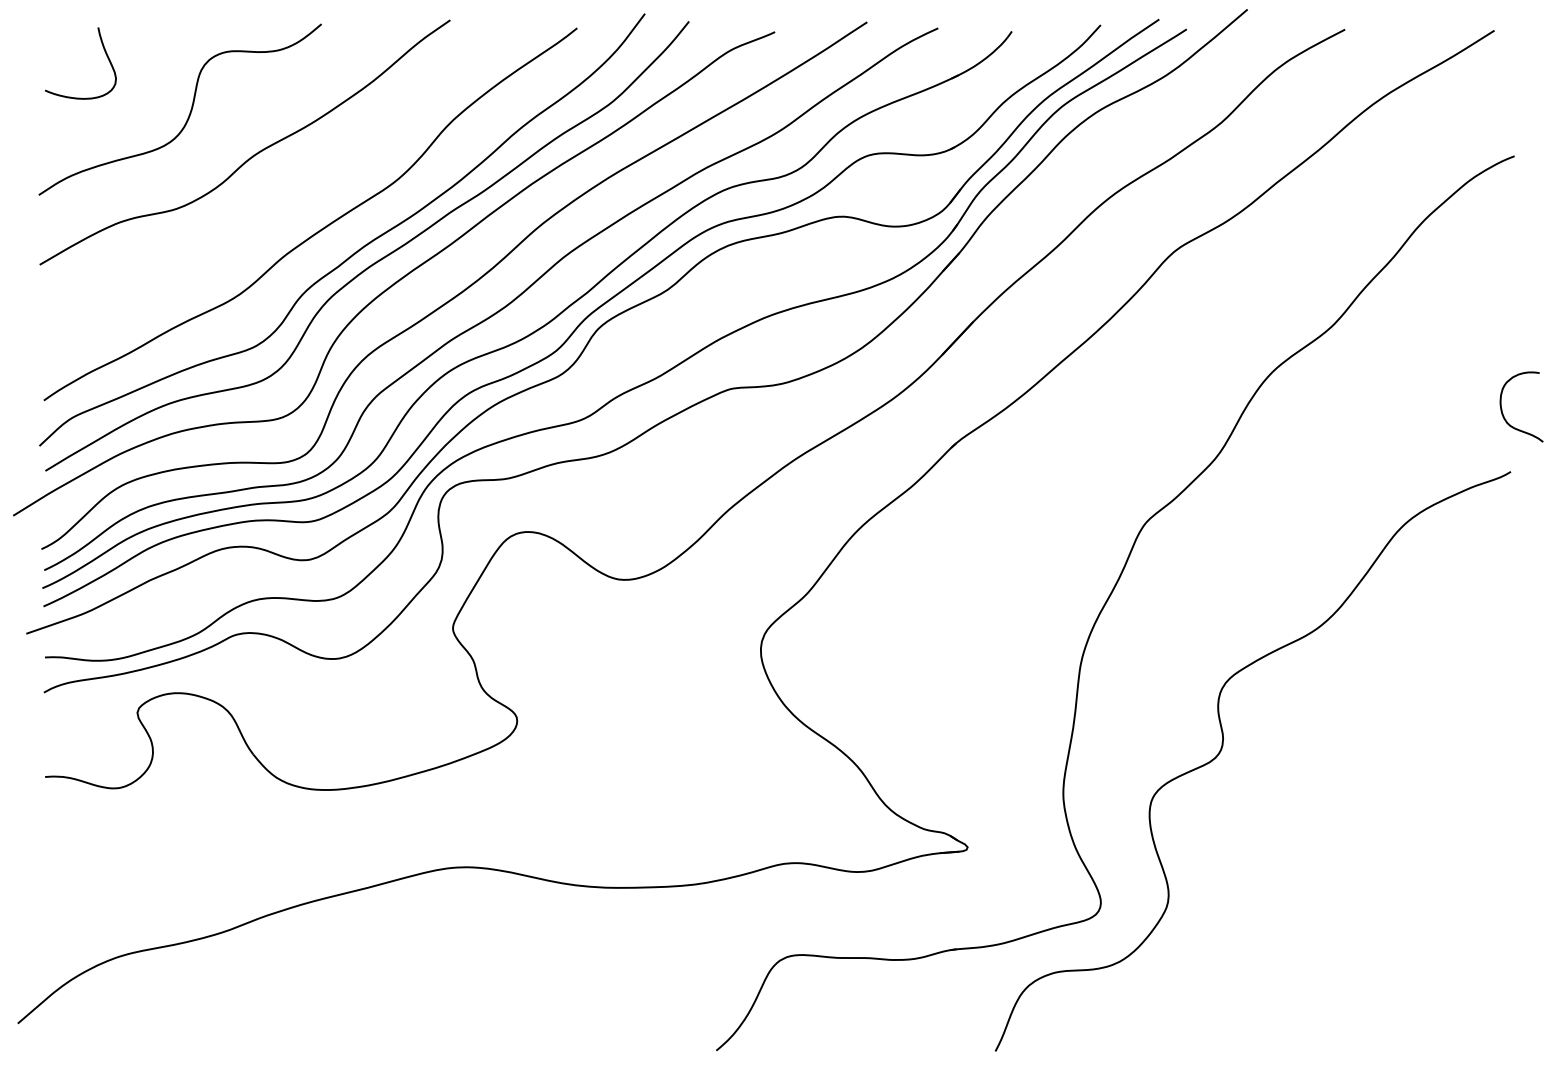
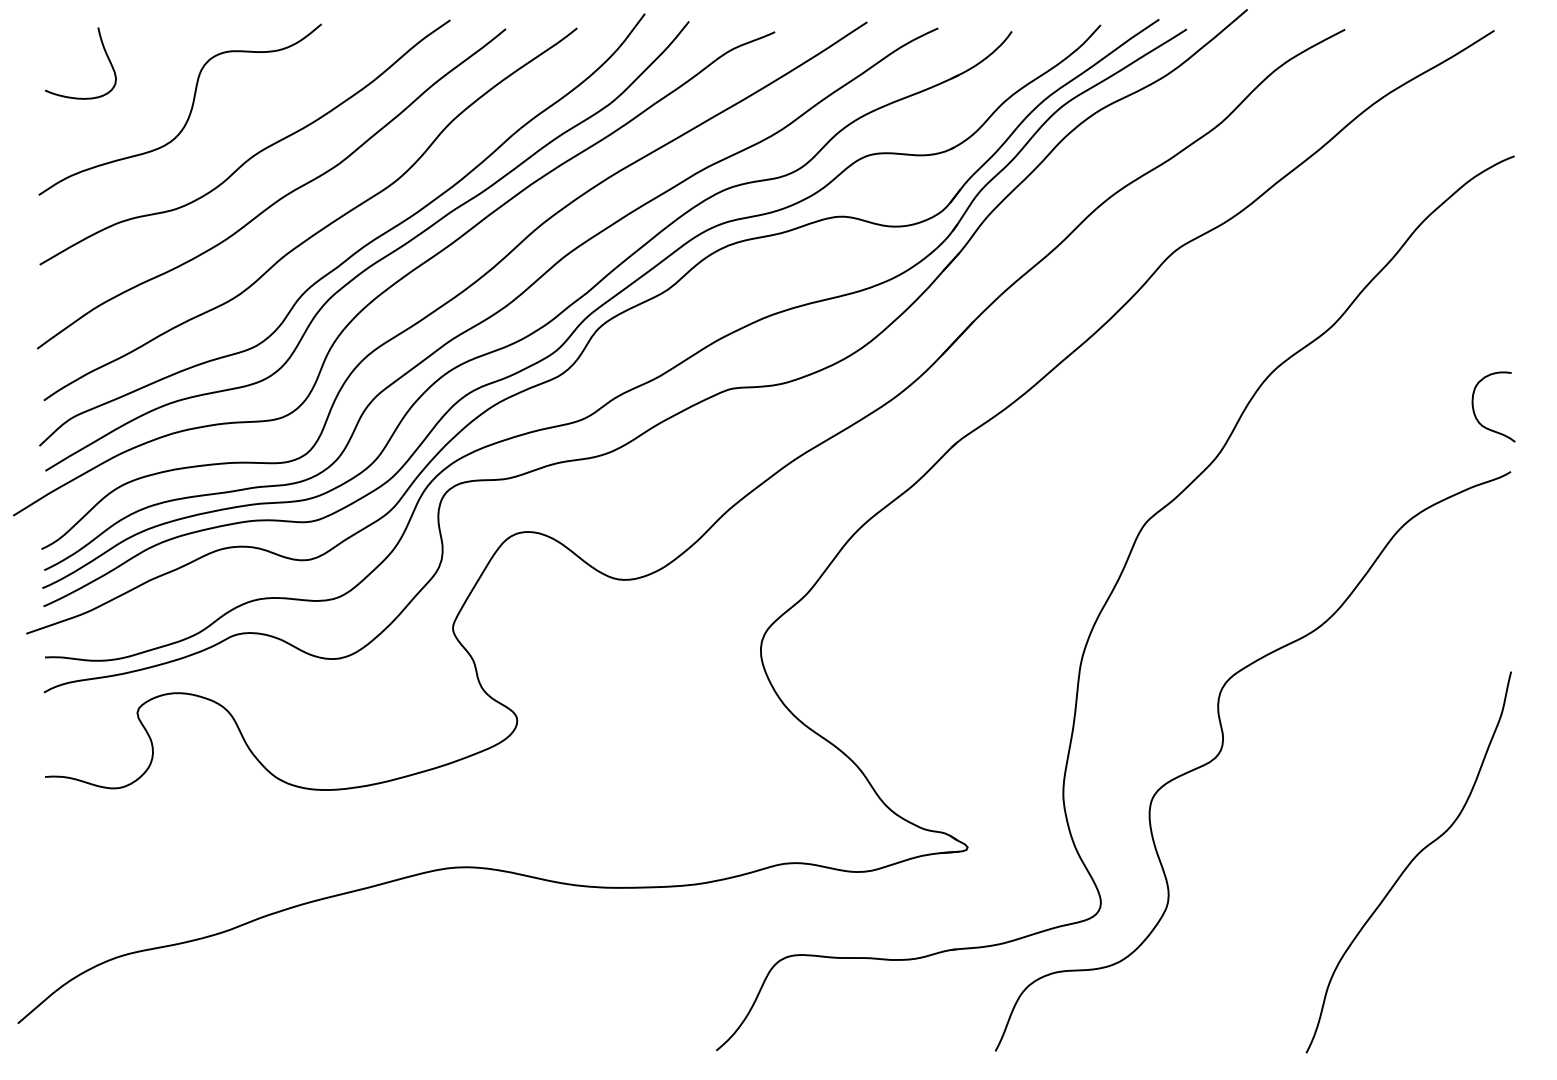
curve: none -> present (279, 198)
curve position: (1502, 408) -> (1474, 408) (1474, 408)
curve: none -> present (1409, 862)
